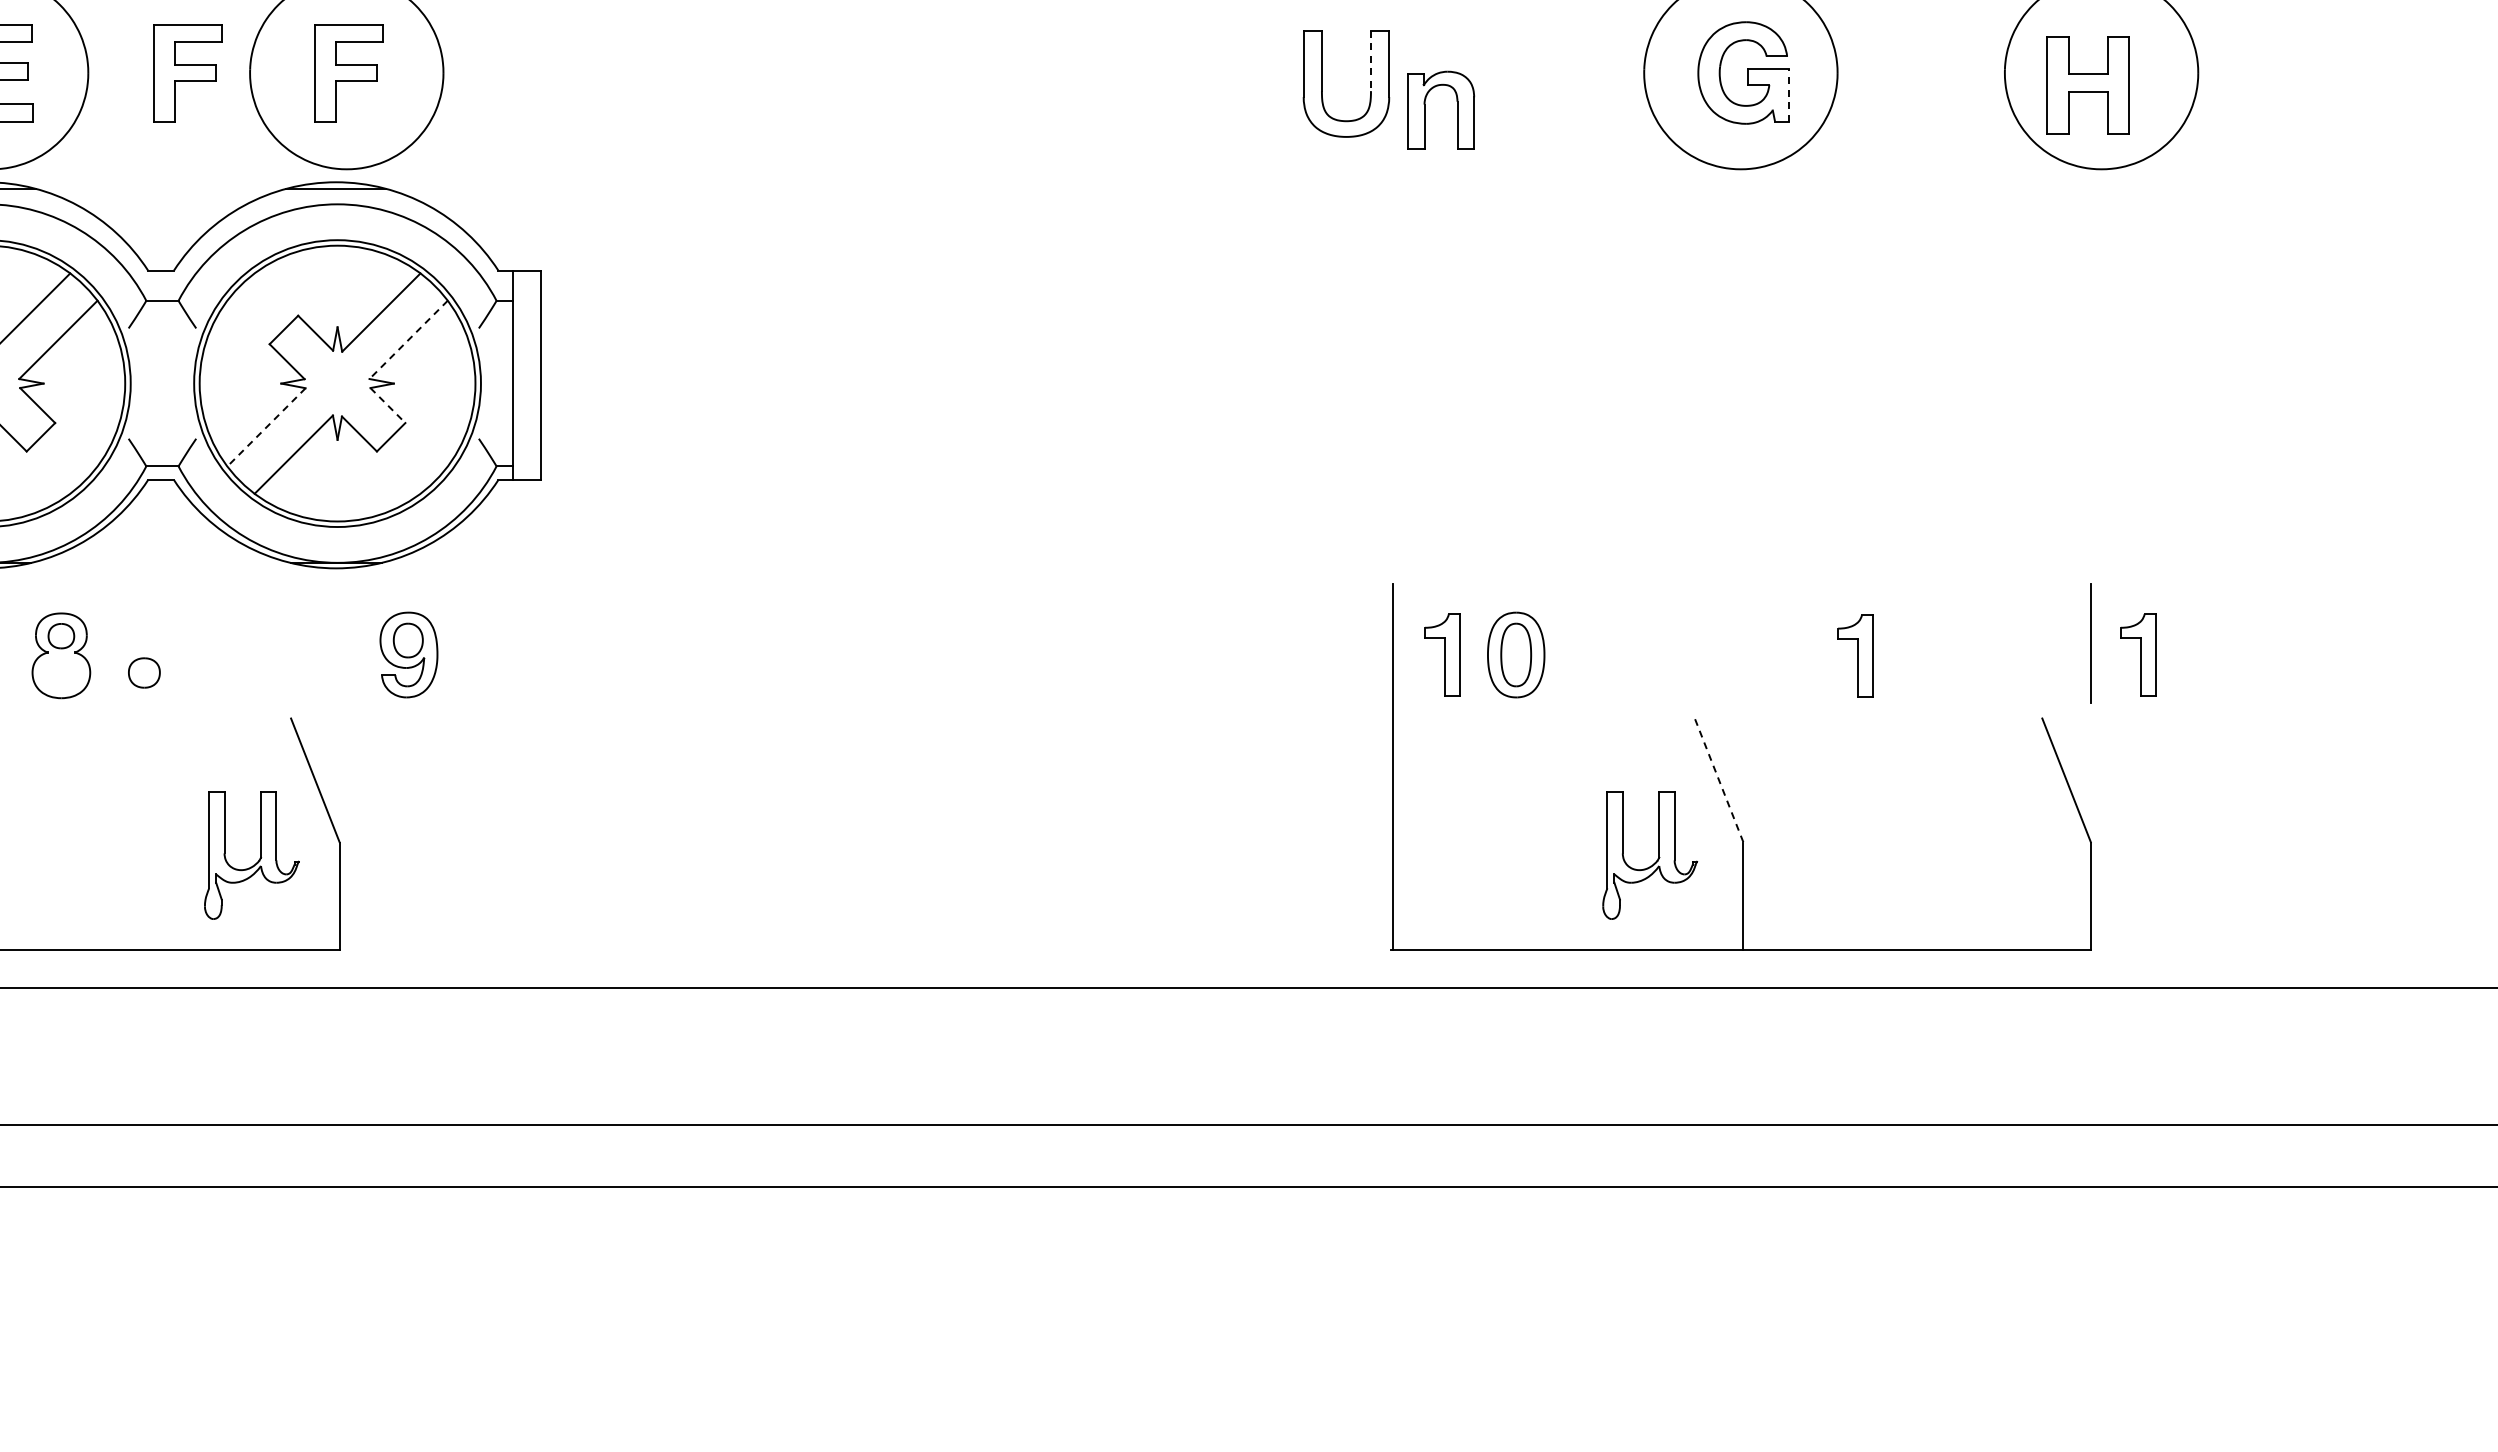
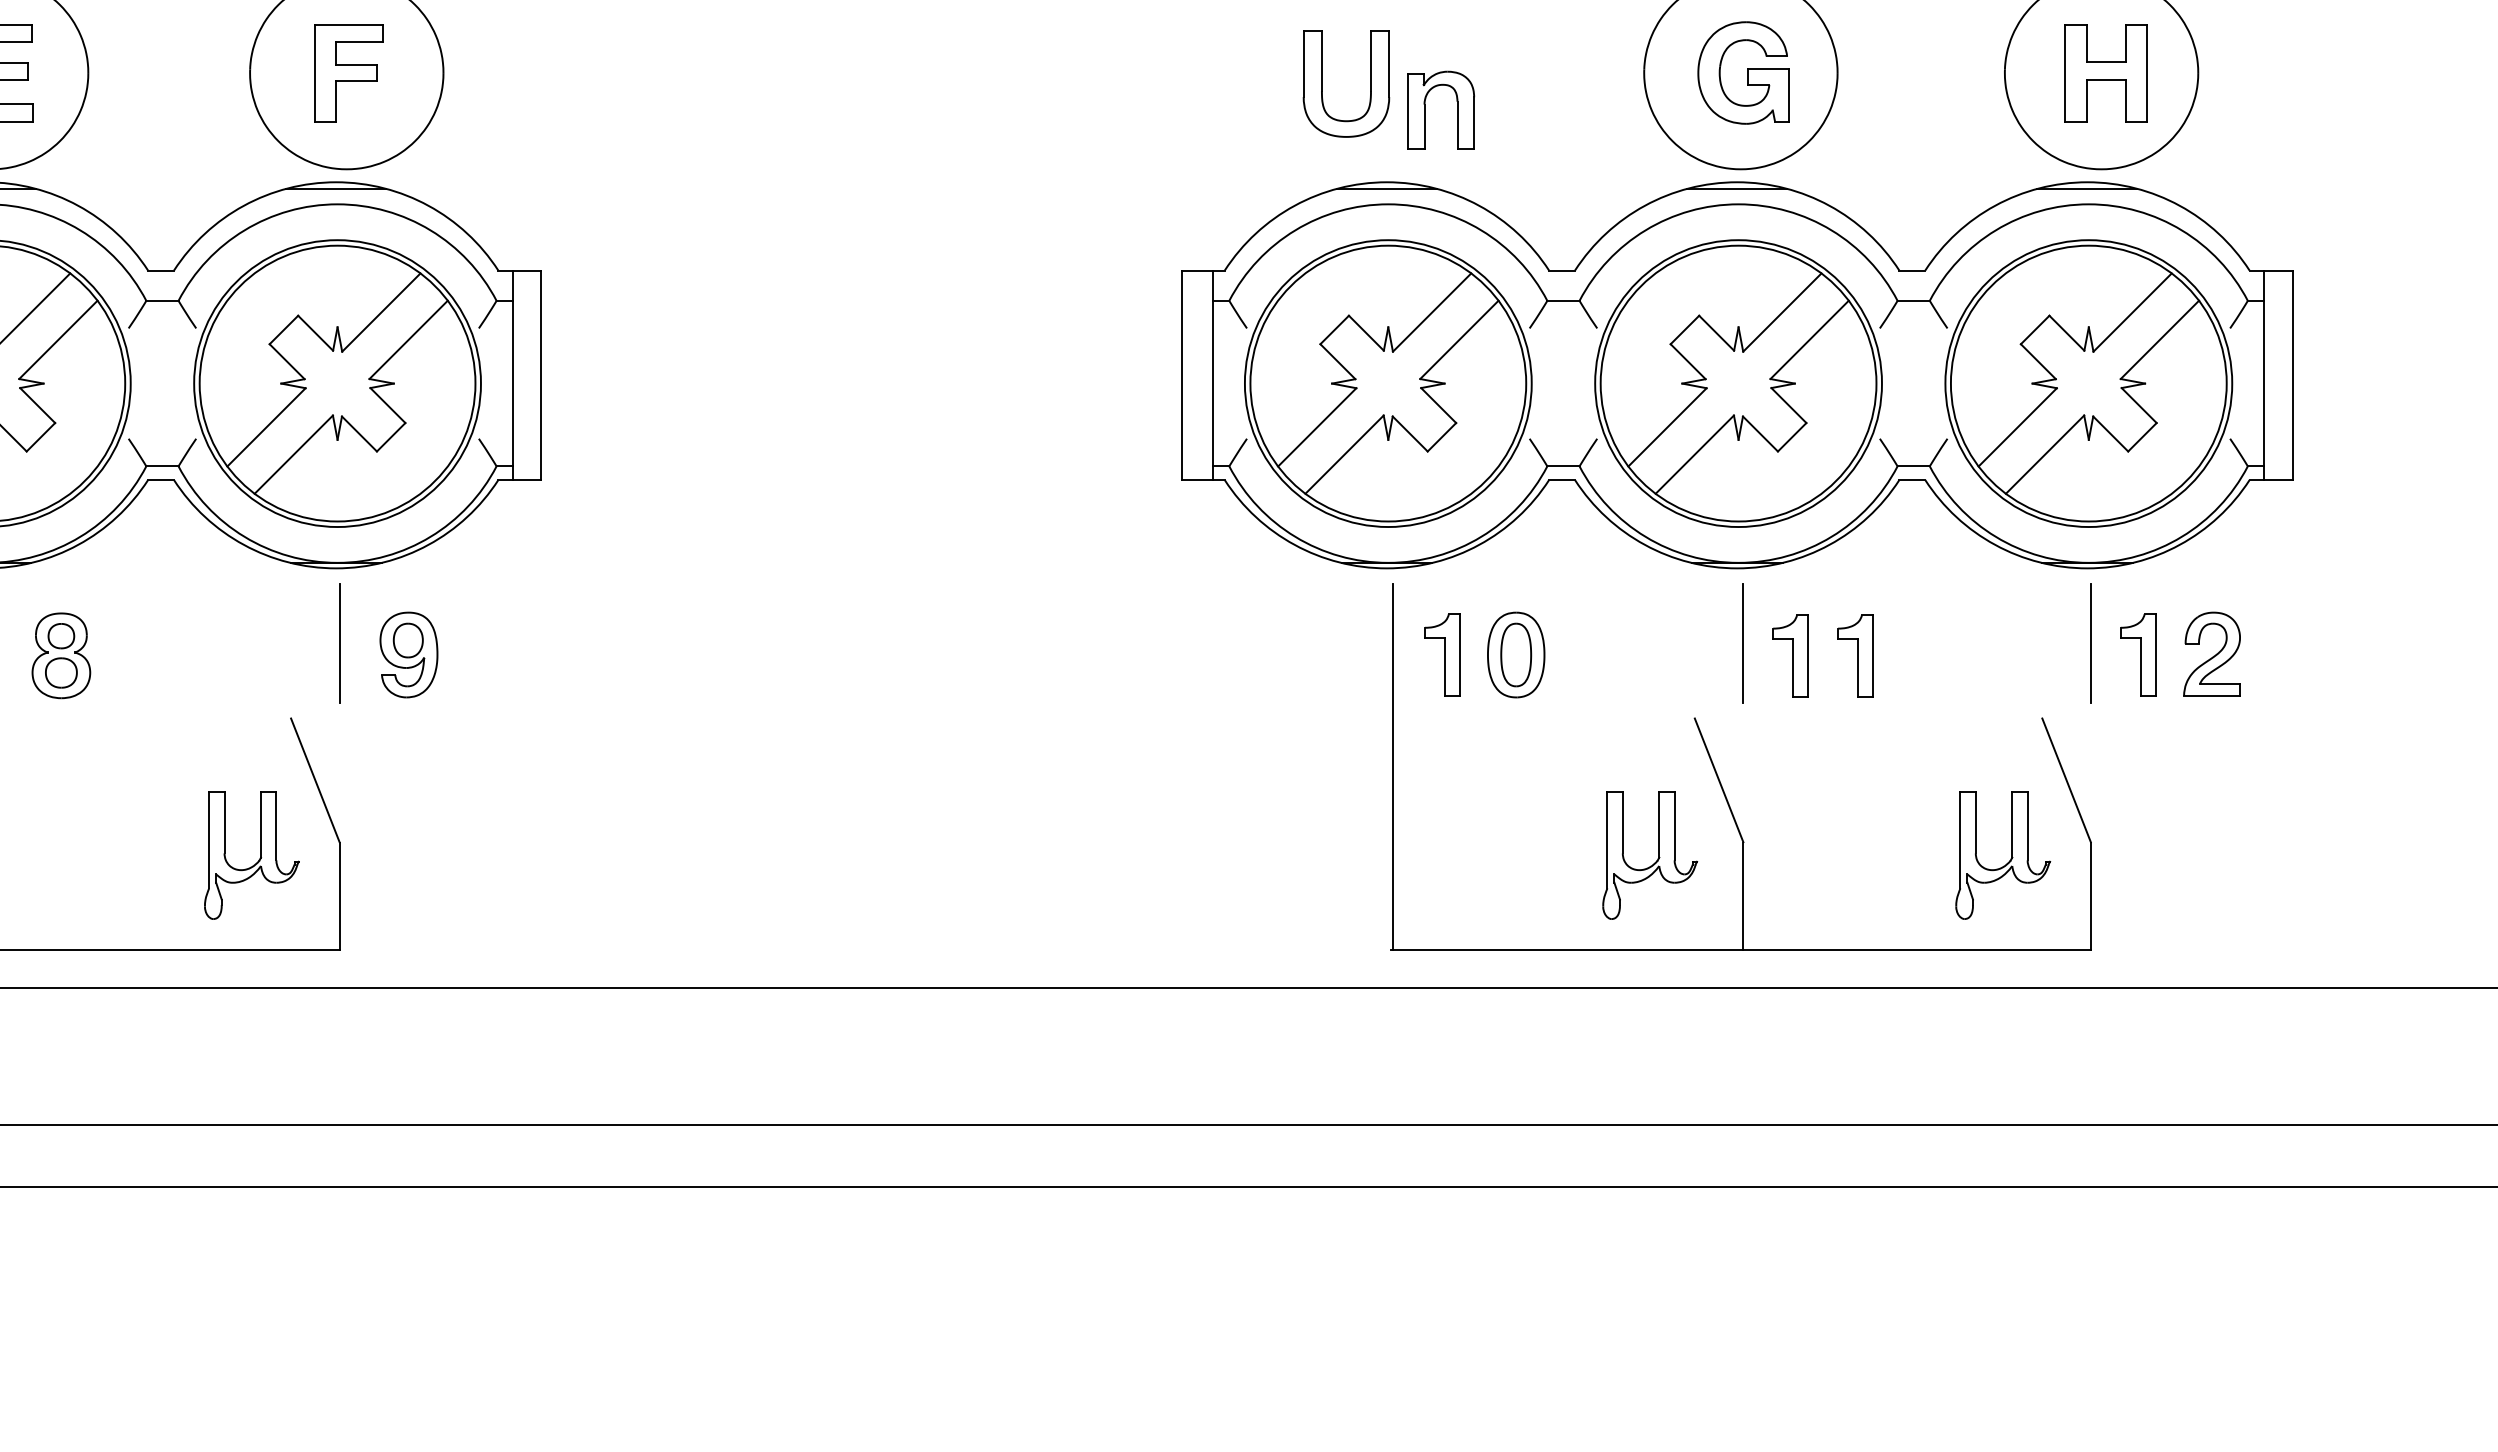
line: dashed -> solid (1370, 61)
part: present -> none (187, 73)
part position: (2087, 85) -> (2105, 73) (2105, 73)
line: dashed -> solid (1788, 94)
line: dashed -> solid (408, 340)
part: none -> present (1737, 375)
line: dashed -> solid (387, 405)
line: dashed -> solid (266, 427)
line: none -> present (339, 643)
line: none -> present (1742, 643)
part: none -> present (2211, 653)
part: none -> present (1790, 655)
part position: (144, 672) -> (61, 672) (61, 672)
line: dashed -> solid (1718, 779)
part: none -> present (2010, 858)
